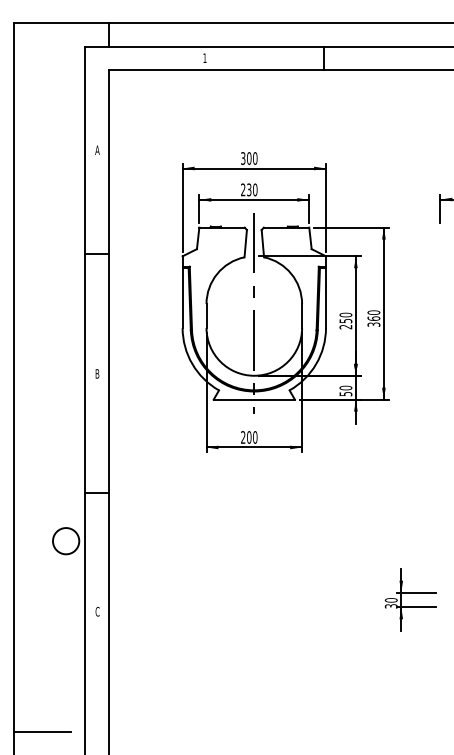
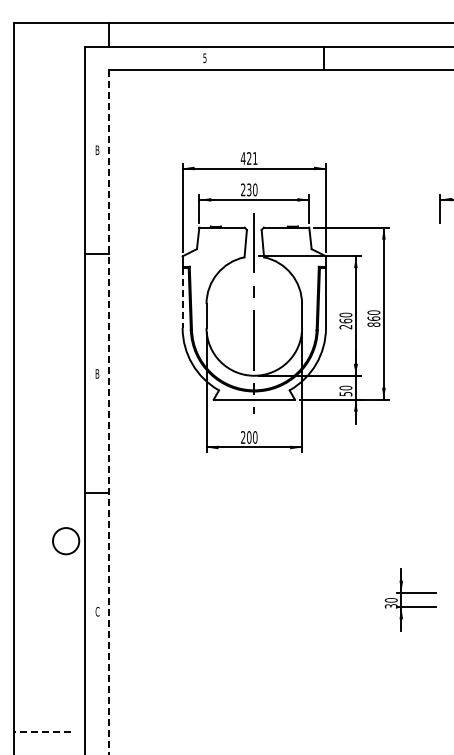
text: 1 -> 5 (204, 58)
text: A -> B (97, 149)
text: 300 -> 421 (248, 158)
line: solid -> dashed (182, 298)
text: 250 -> 260 (345, 320)
text: 360 -> 860 (373, 324)
line: solid -> dashed (109, 412)
line: solid -> dashed (42, 732)
